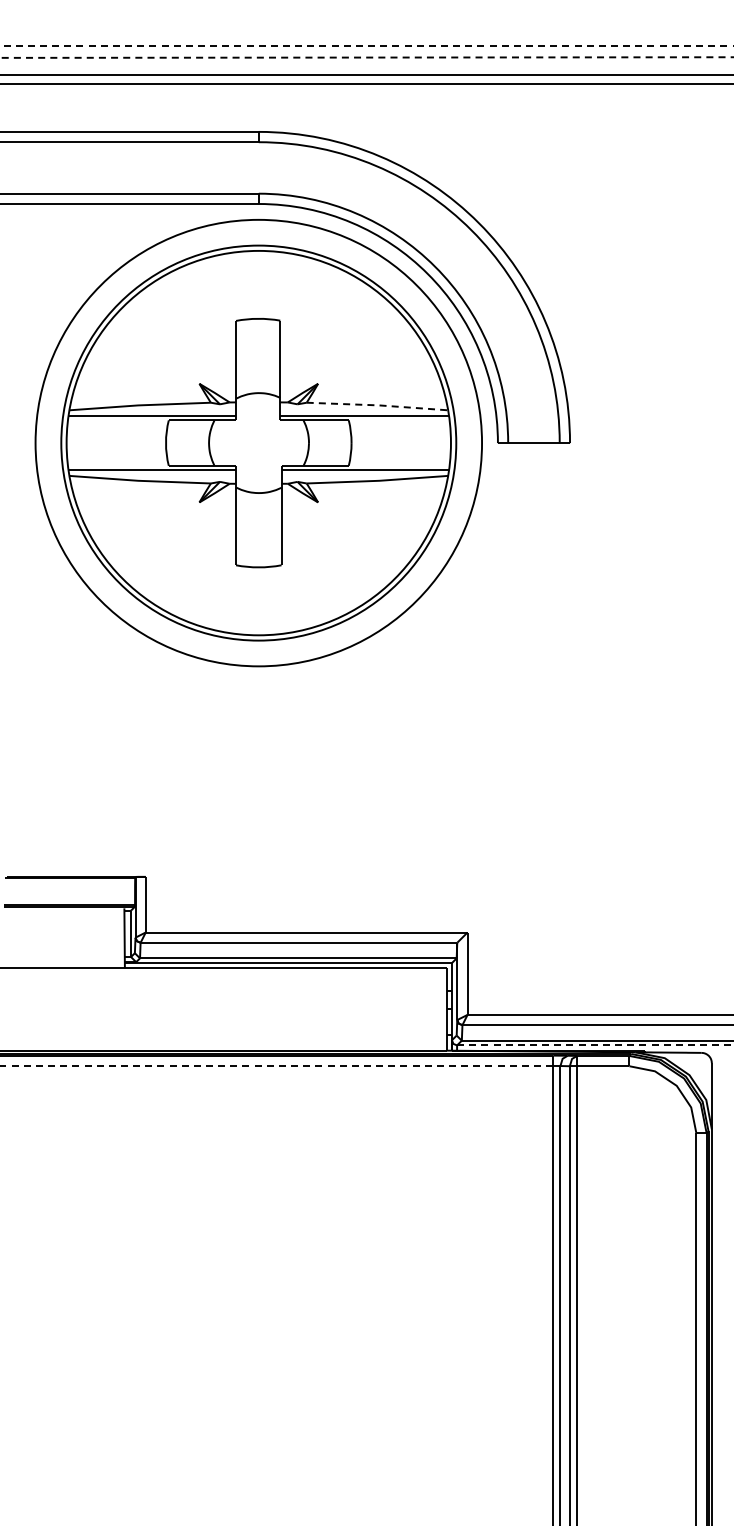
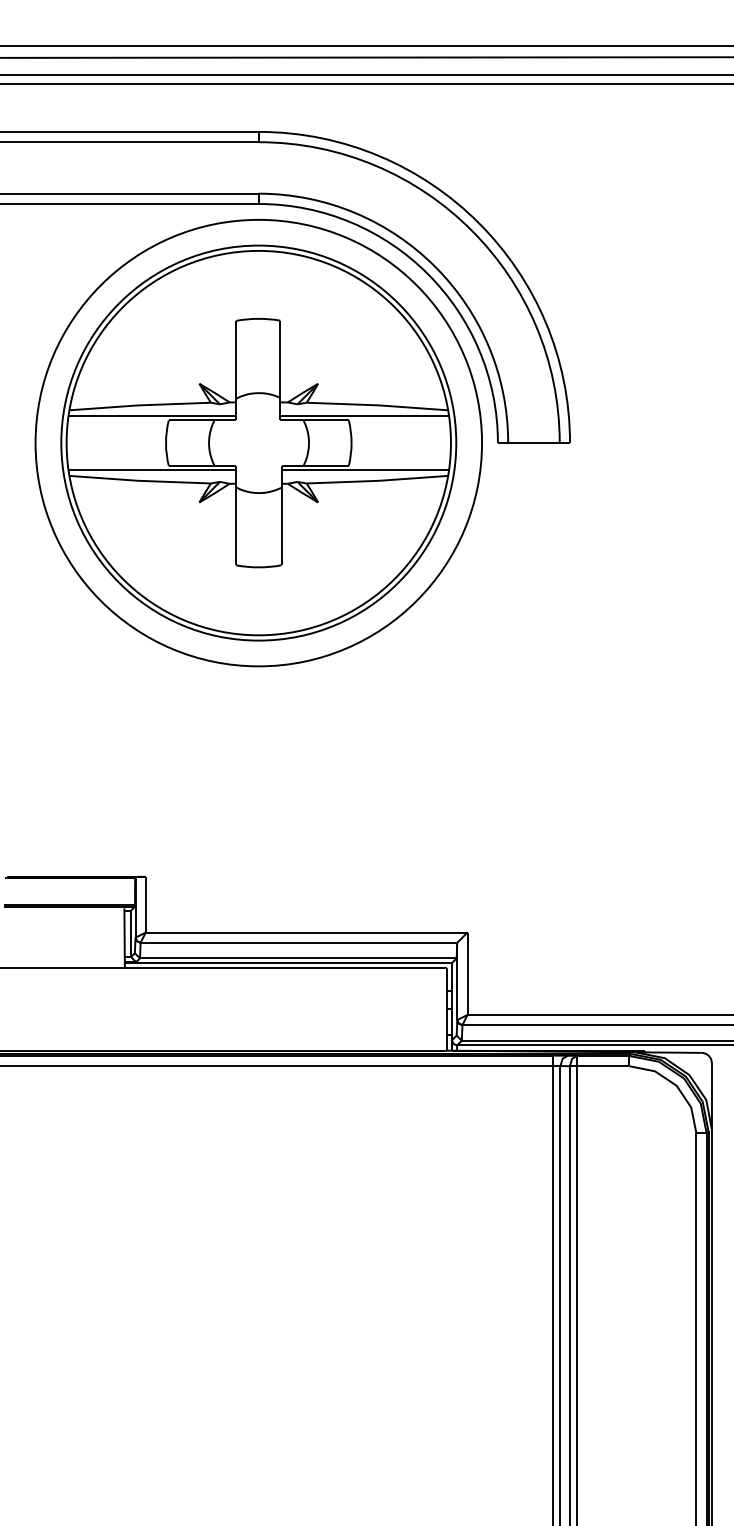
line: dashed -> solid (367, 45)
line: dashed -> solid (367, 57)
line: dashed -> solid (378, 405)
line: dashed -> solid (595, 1045)
line: dashed -> solid (276, 1065)
